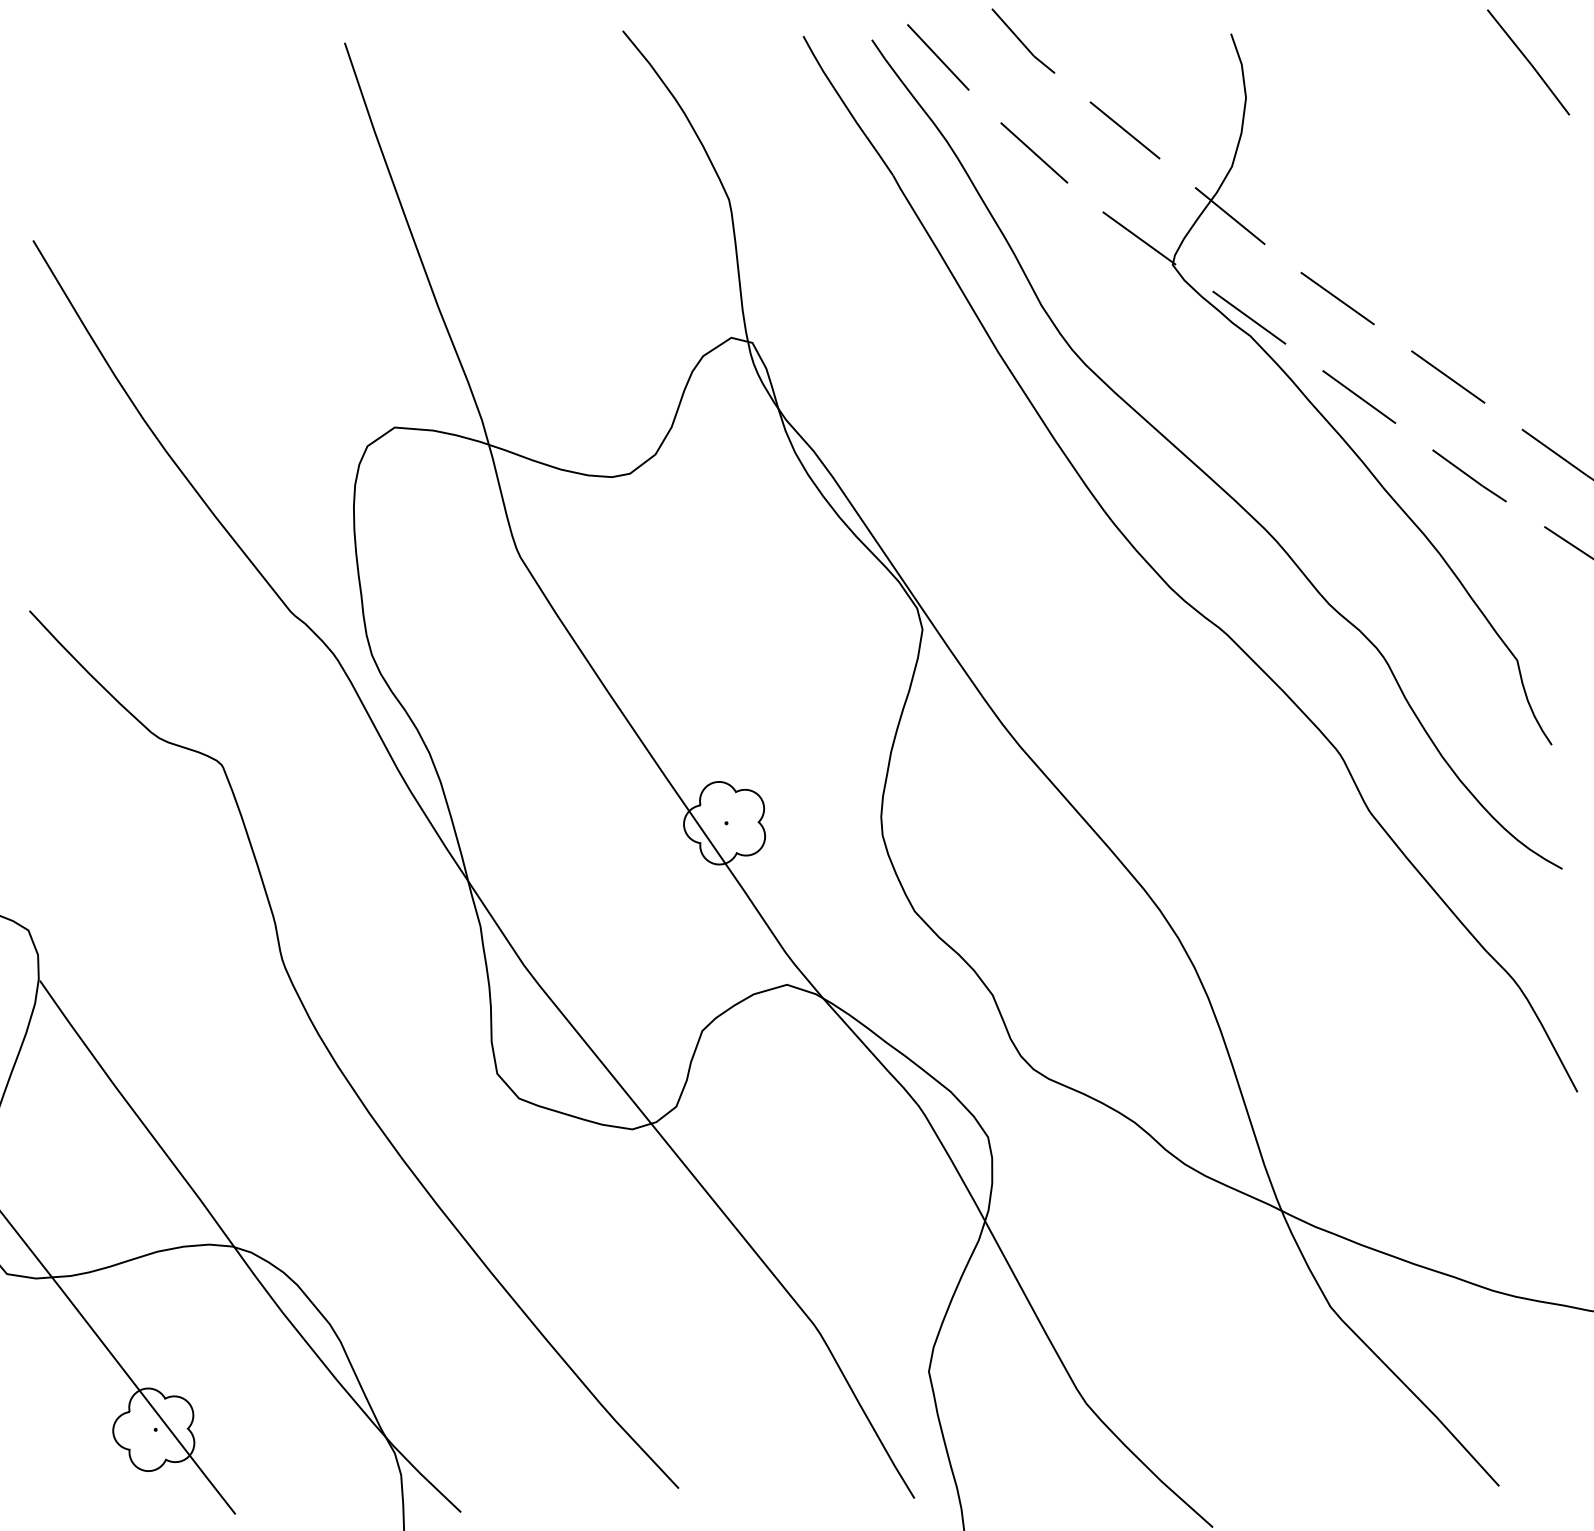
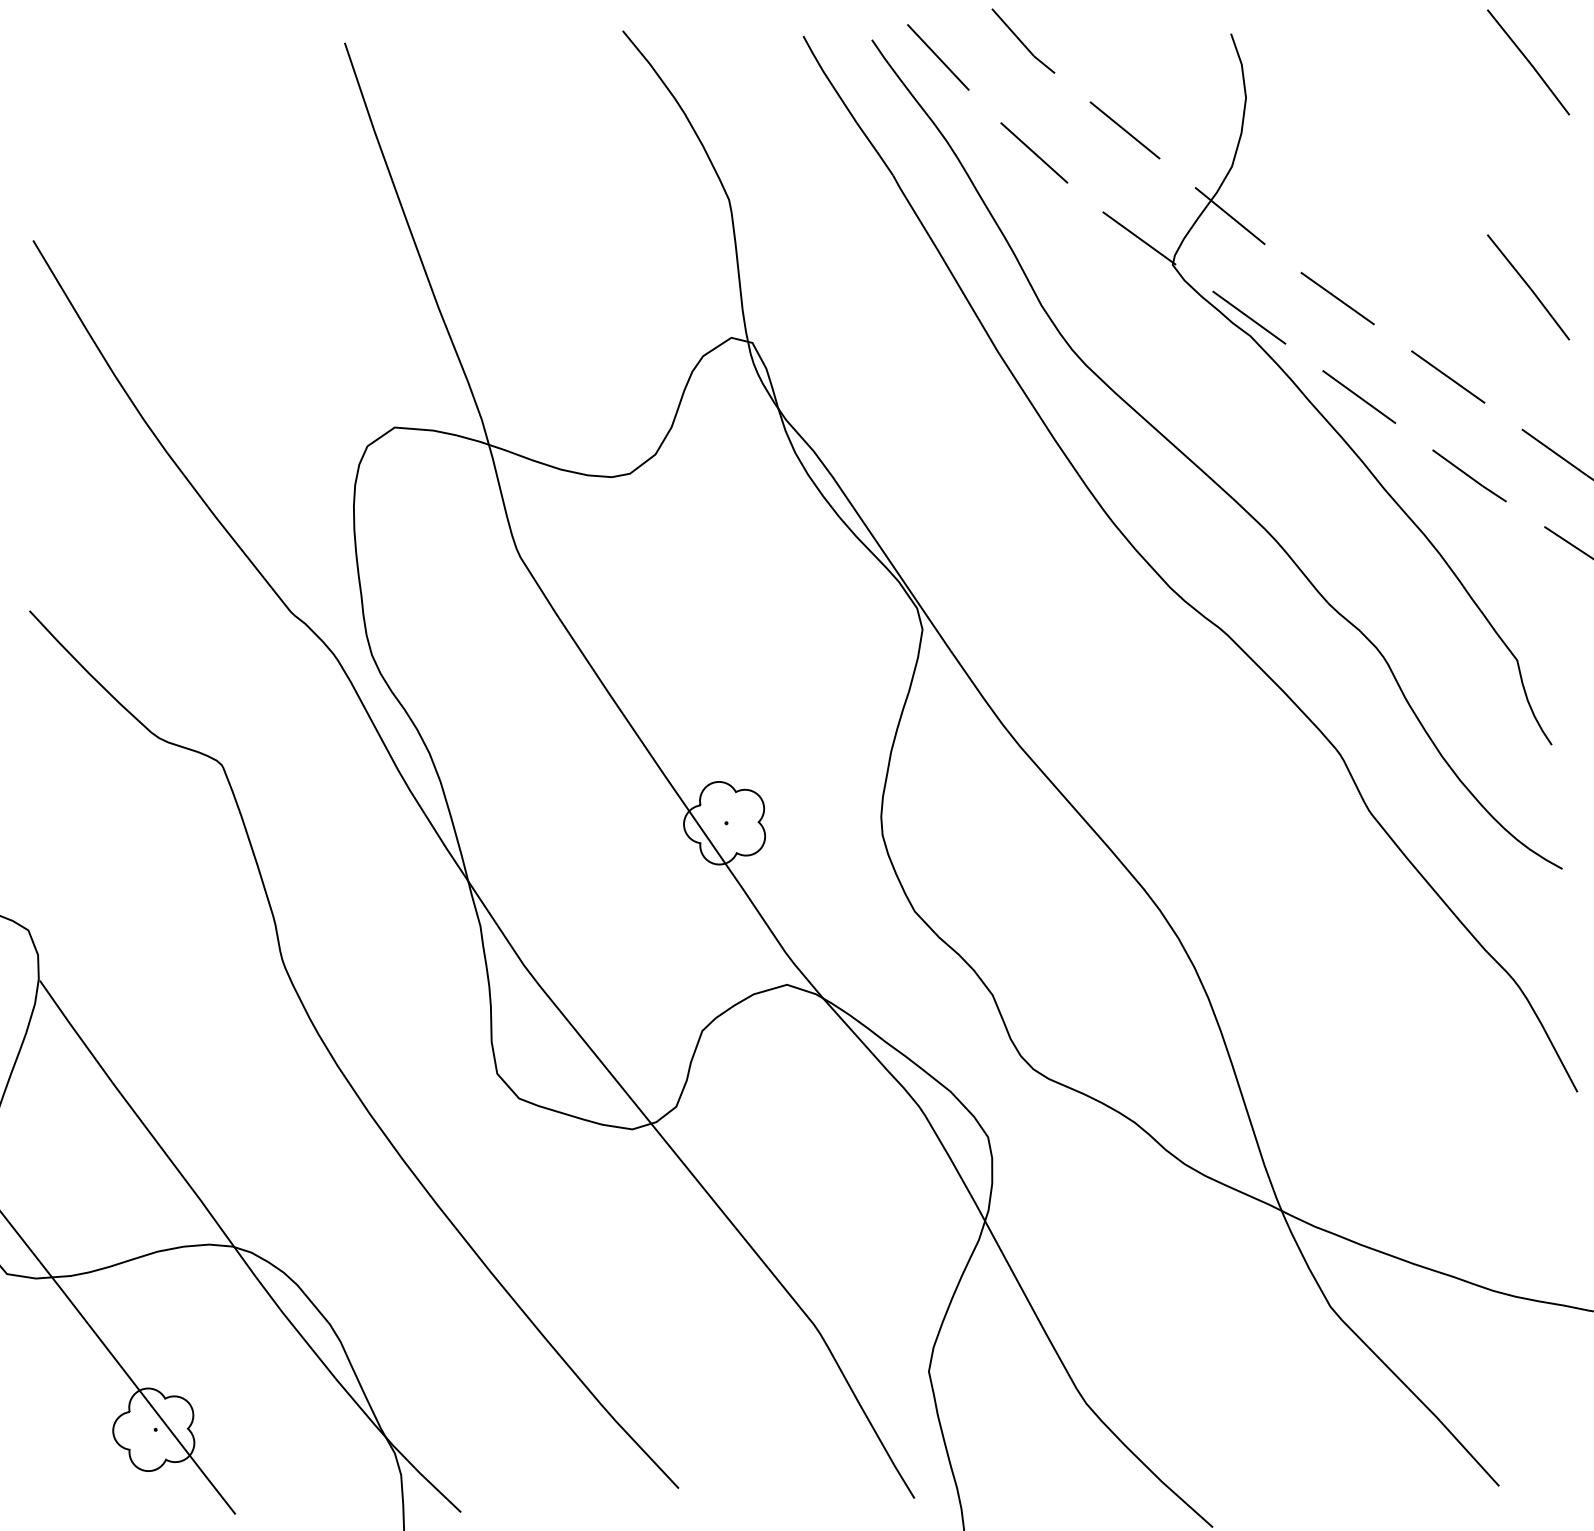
line: none -> present (1528, 287)
